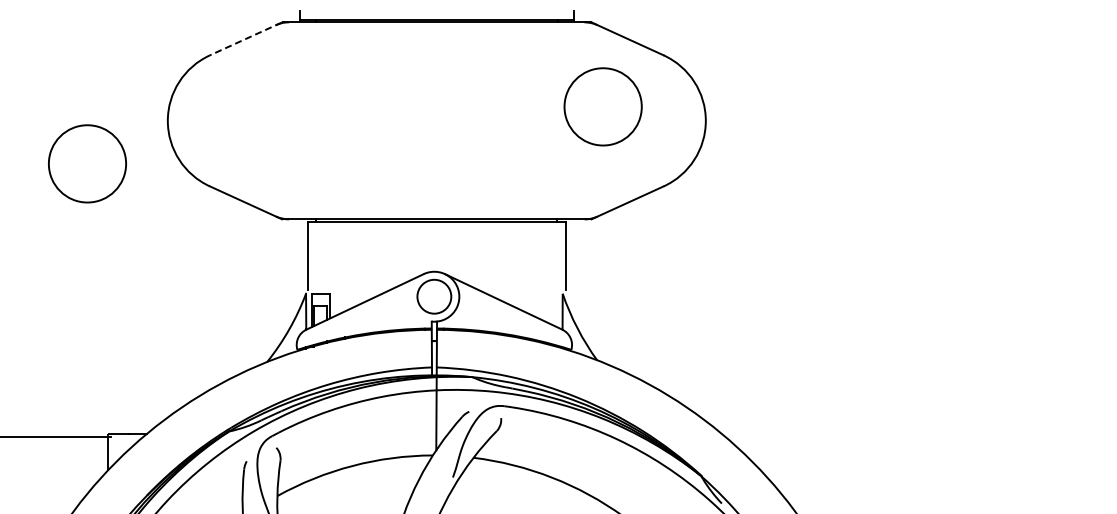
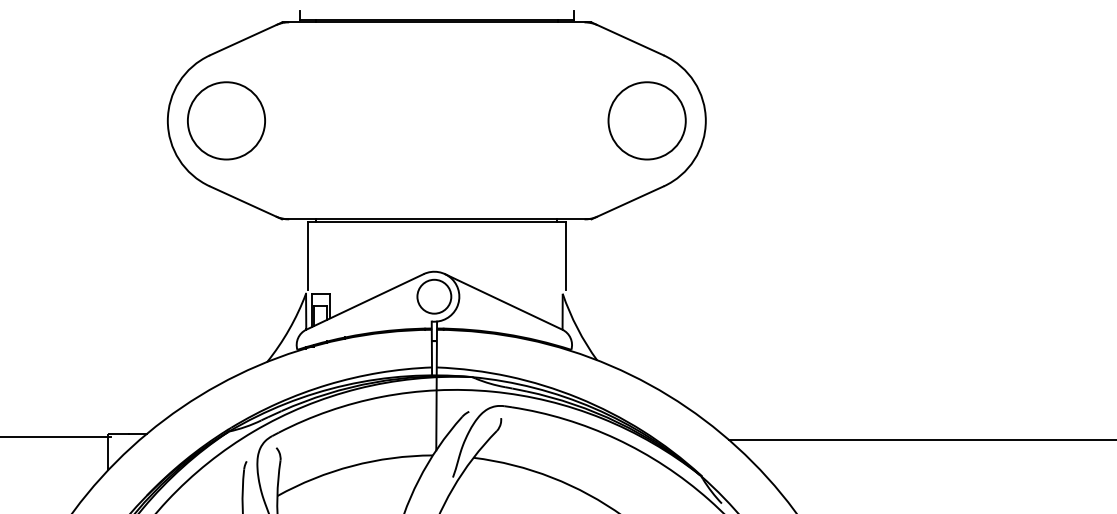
line: dashed -> solid (245, 39)
circle position: (602, 106) -> (646, 120) (646, 120)
circle position: (87, 163) -> (226, 120) (226, 120)
line: none -> present (920, 439)
